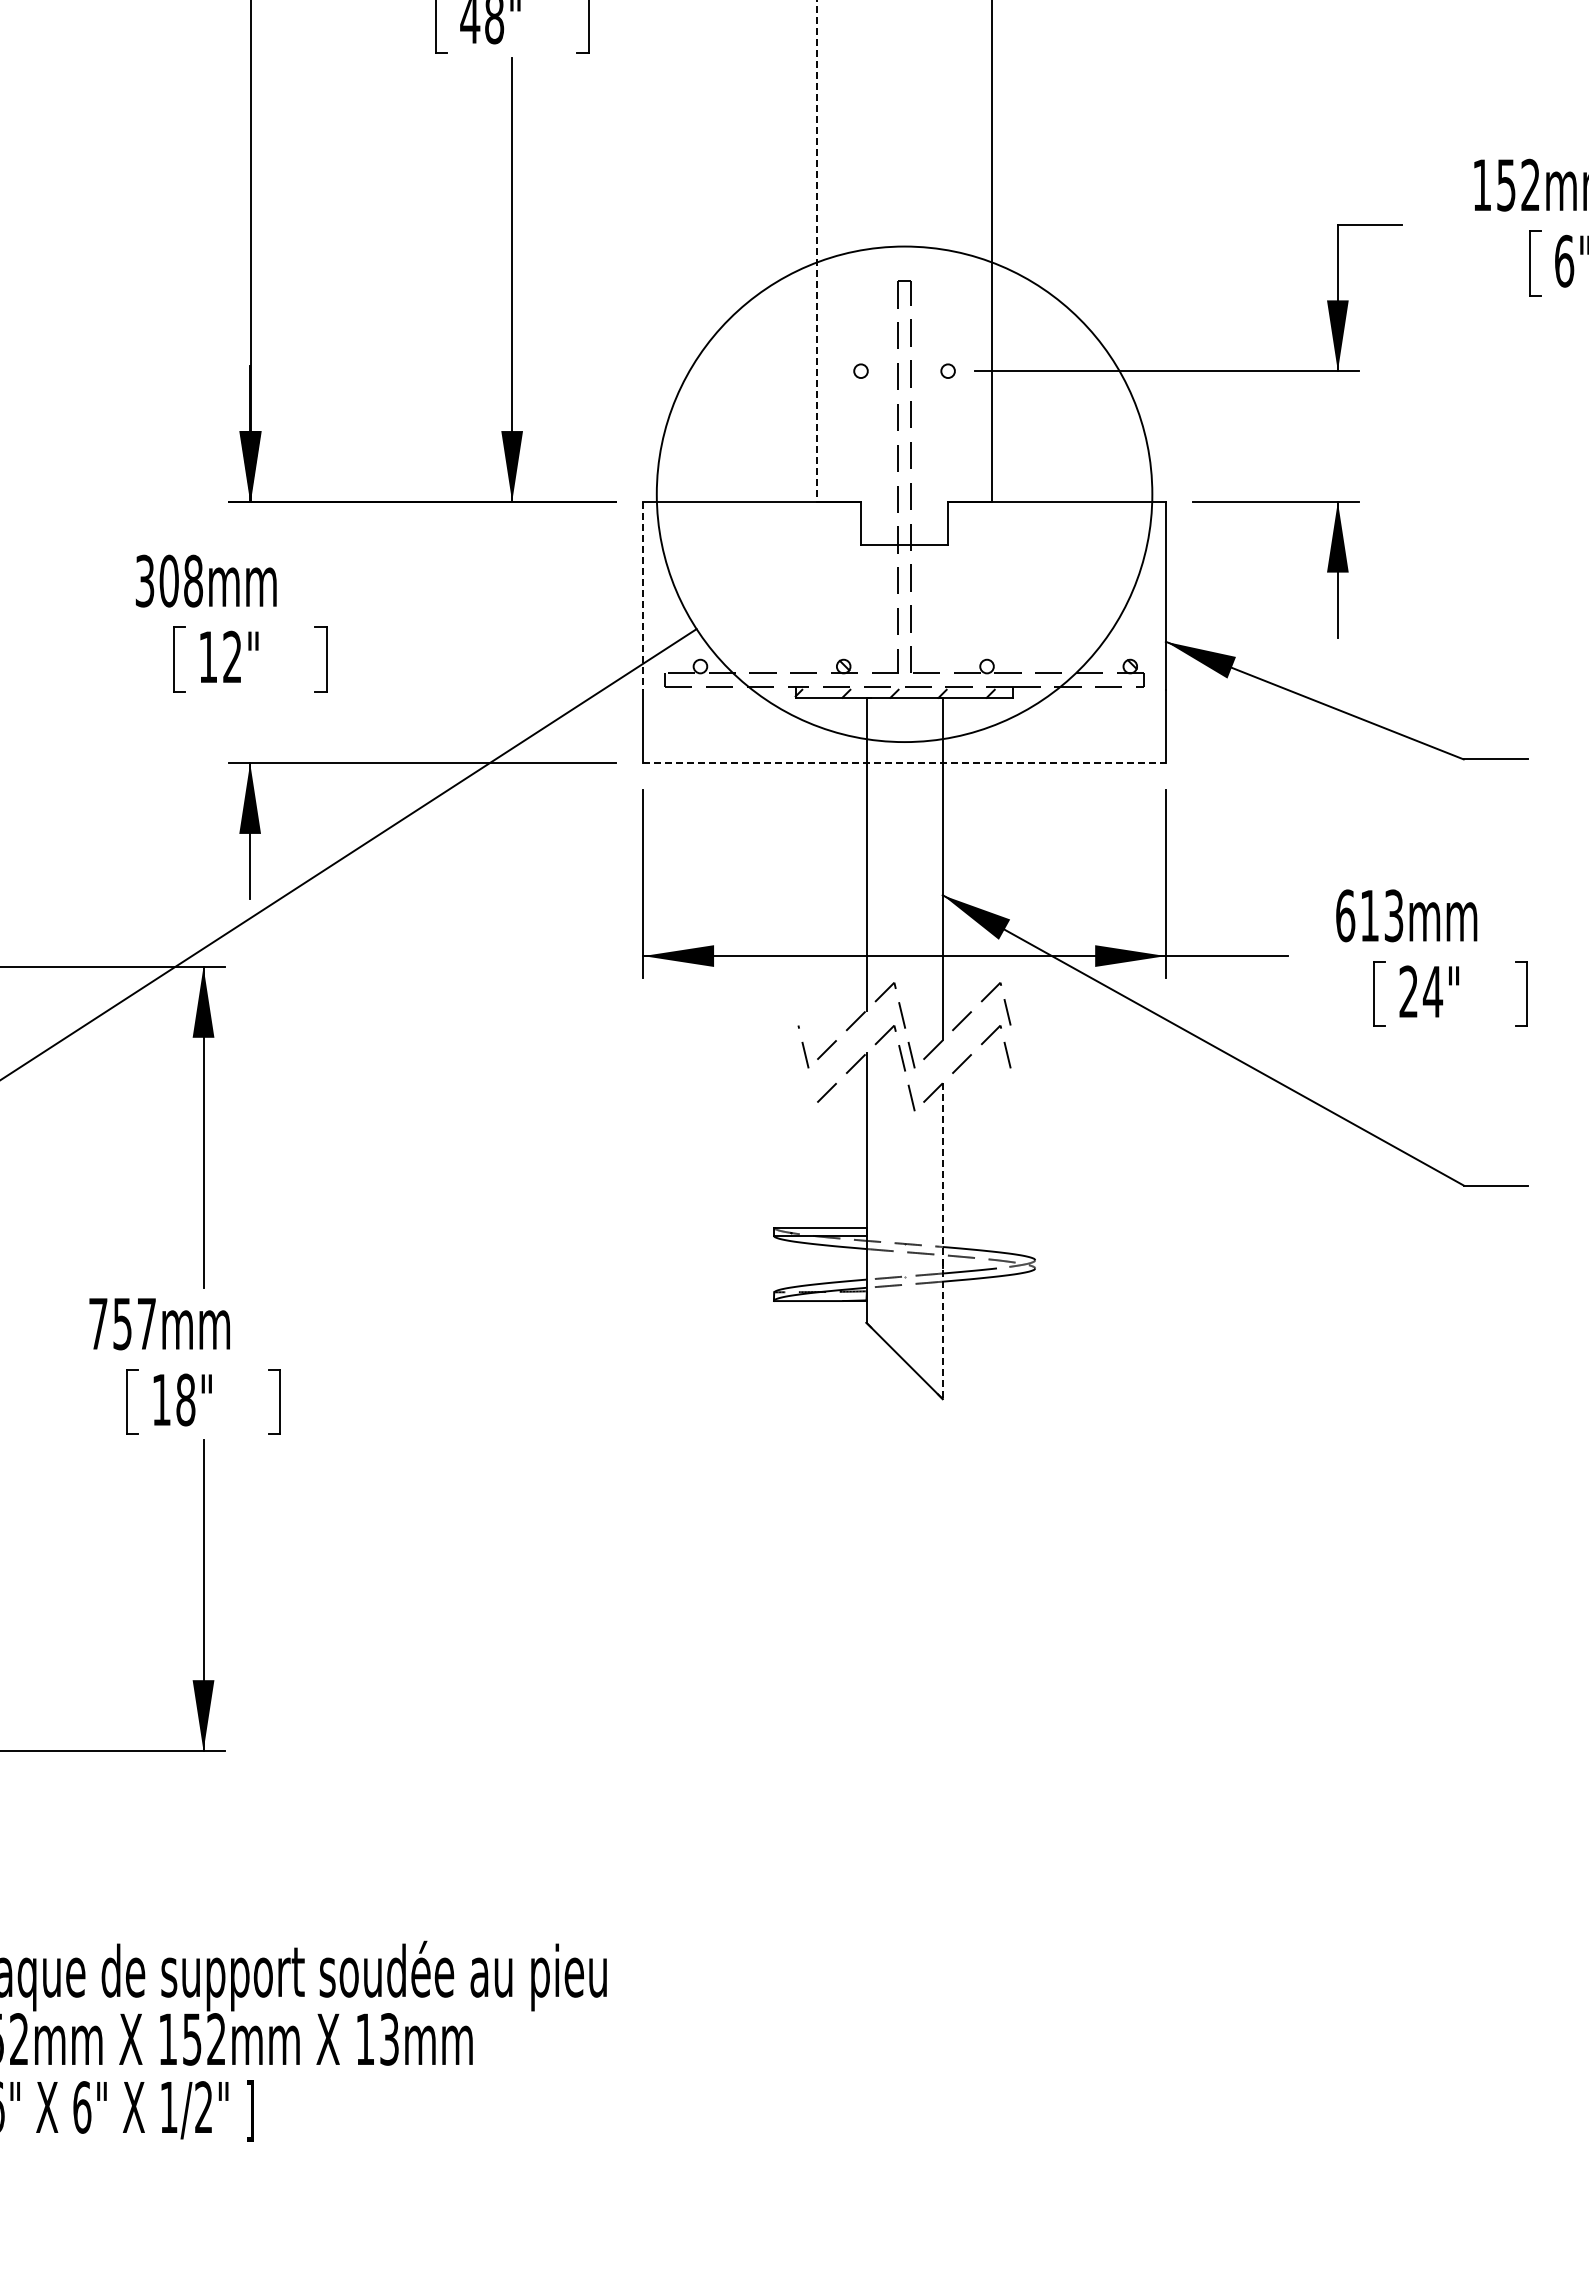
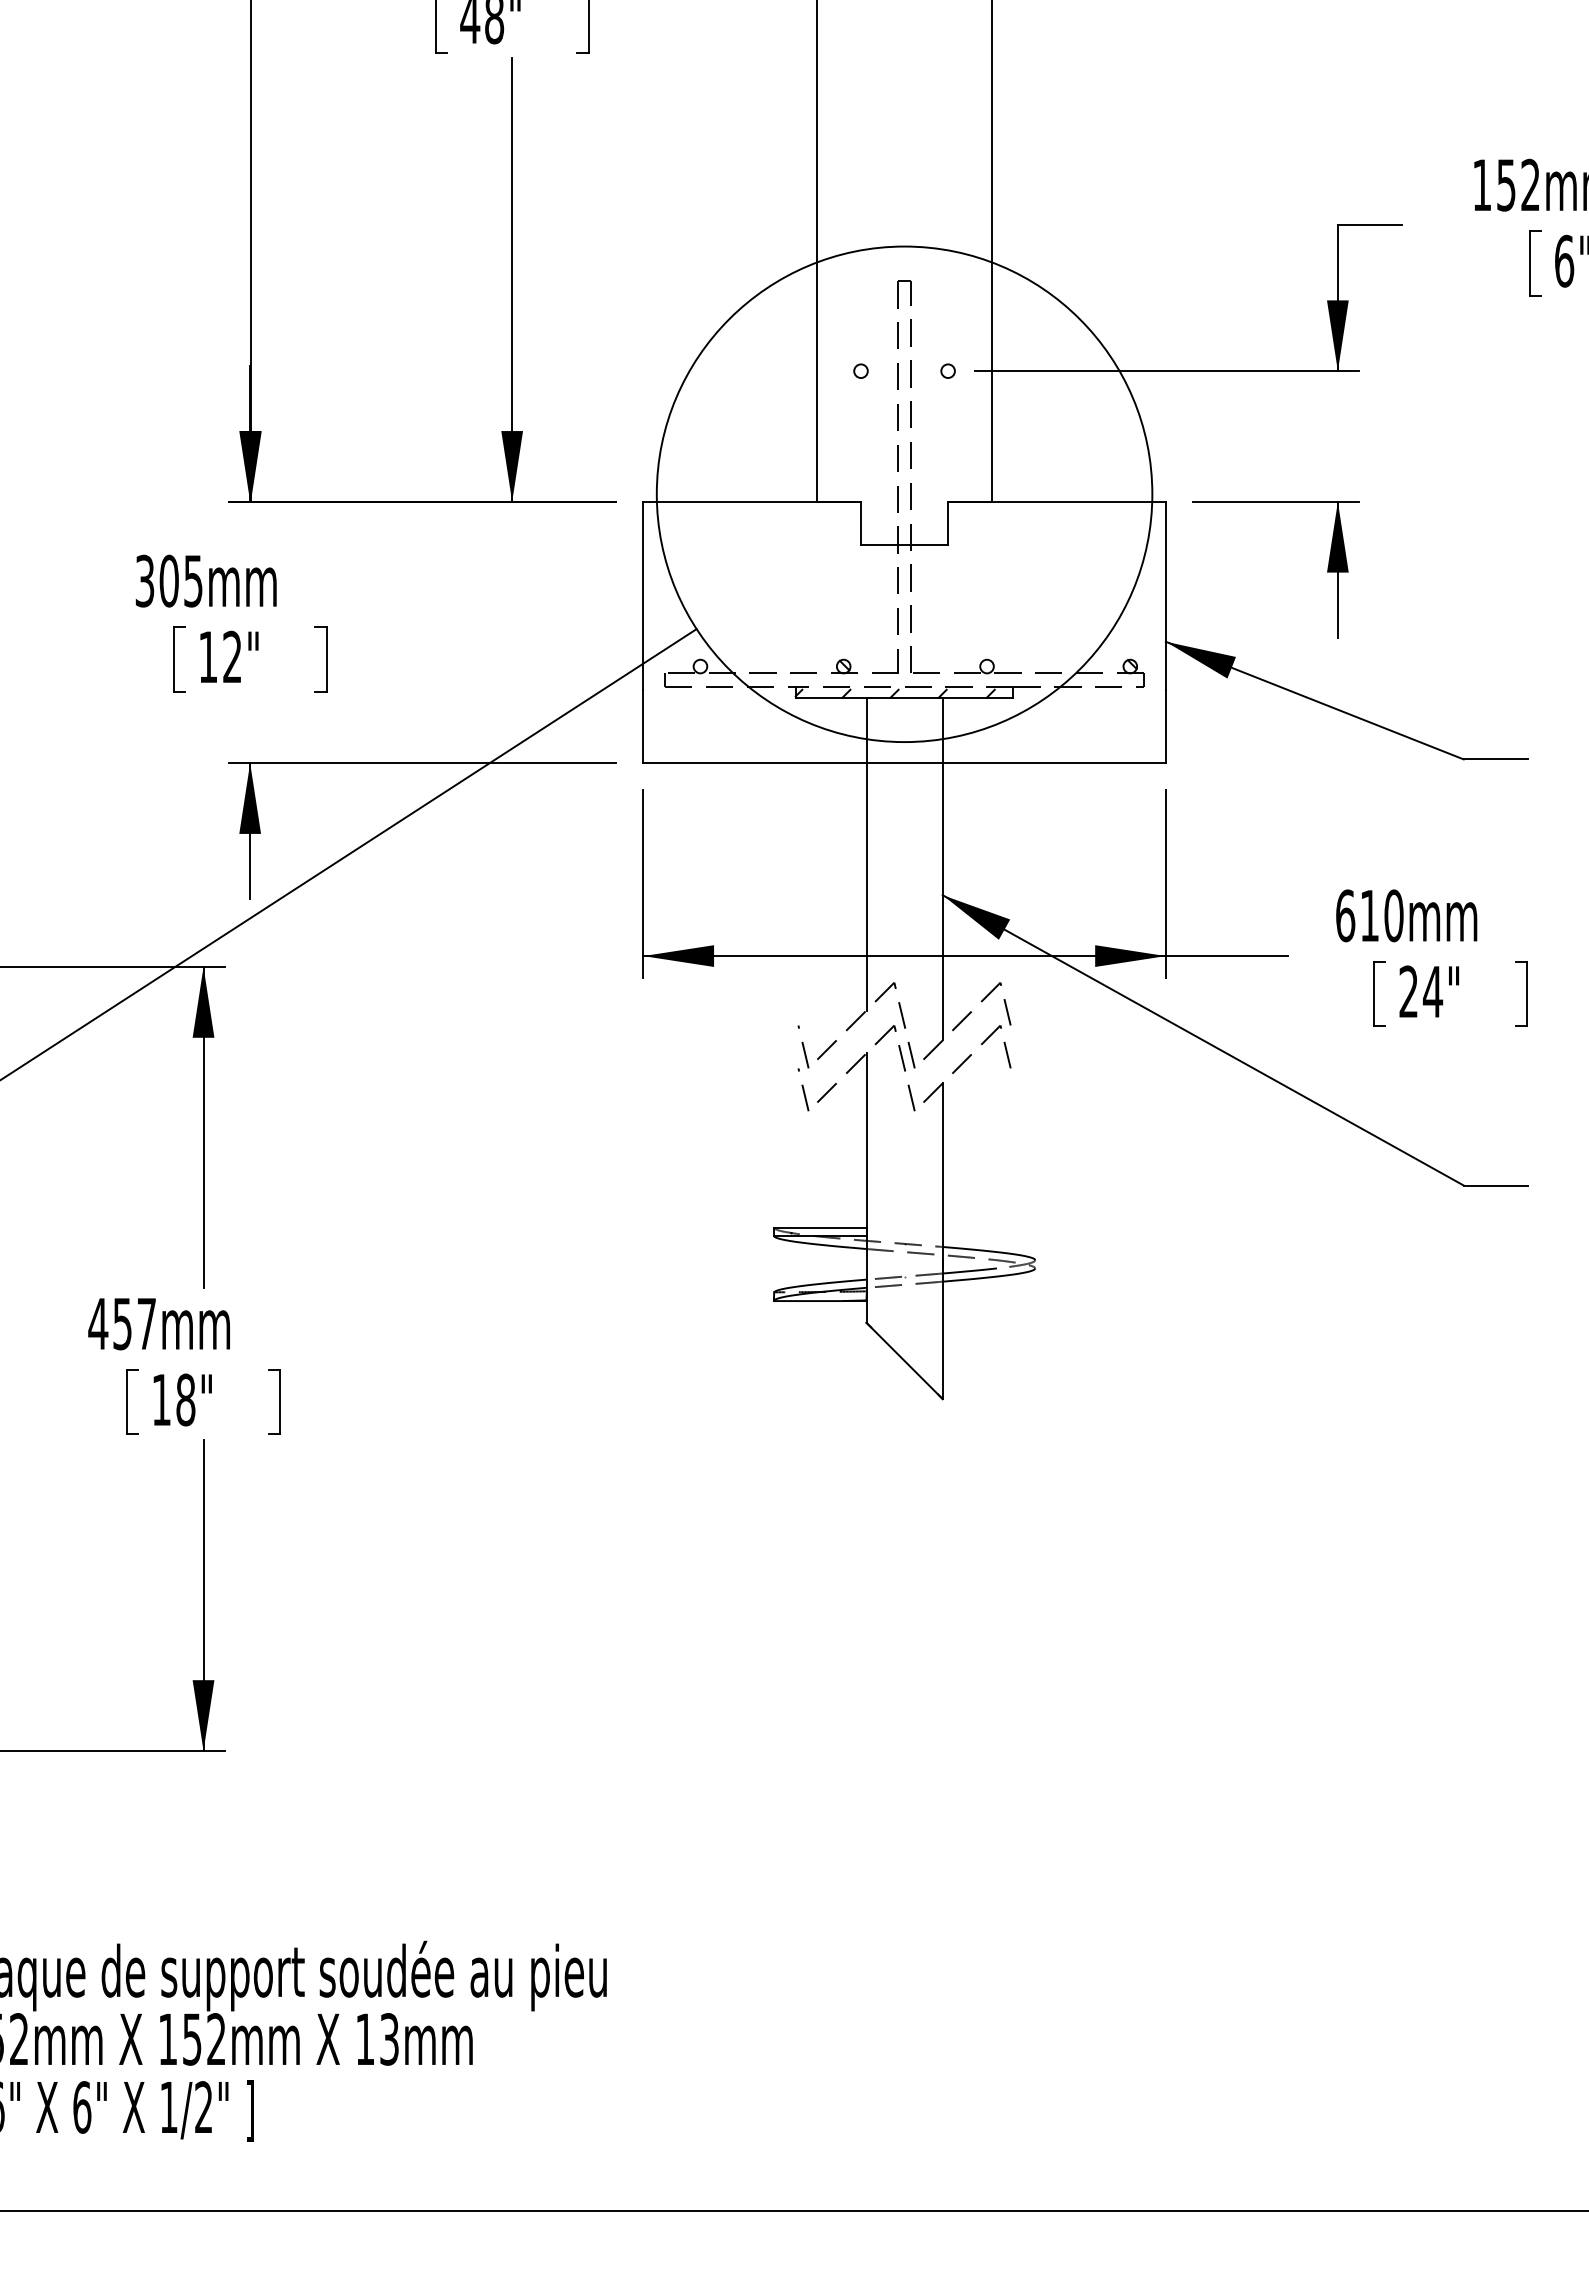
line: dashed -> solid (817, 251)
text: 308mm -> 305mm (193, 580)
line: dashed -> solid (643, 595)
line: dashed -> solid (905, 763)
text: 613mm -> 610mm (1393, 915)
line: none -> present (803, 1089)
line: dashed -> solid (942, 1241)
text: 757mm -> 457mm (98, 1323)
line: none -> present (793, 2210)
